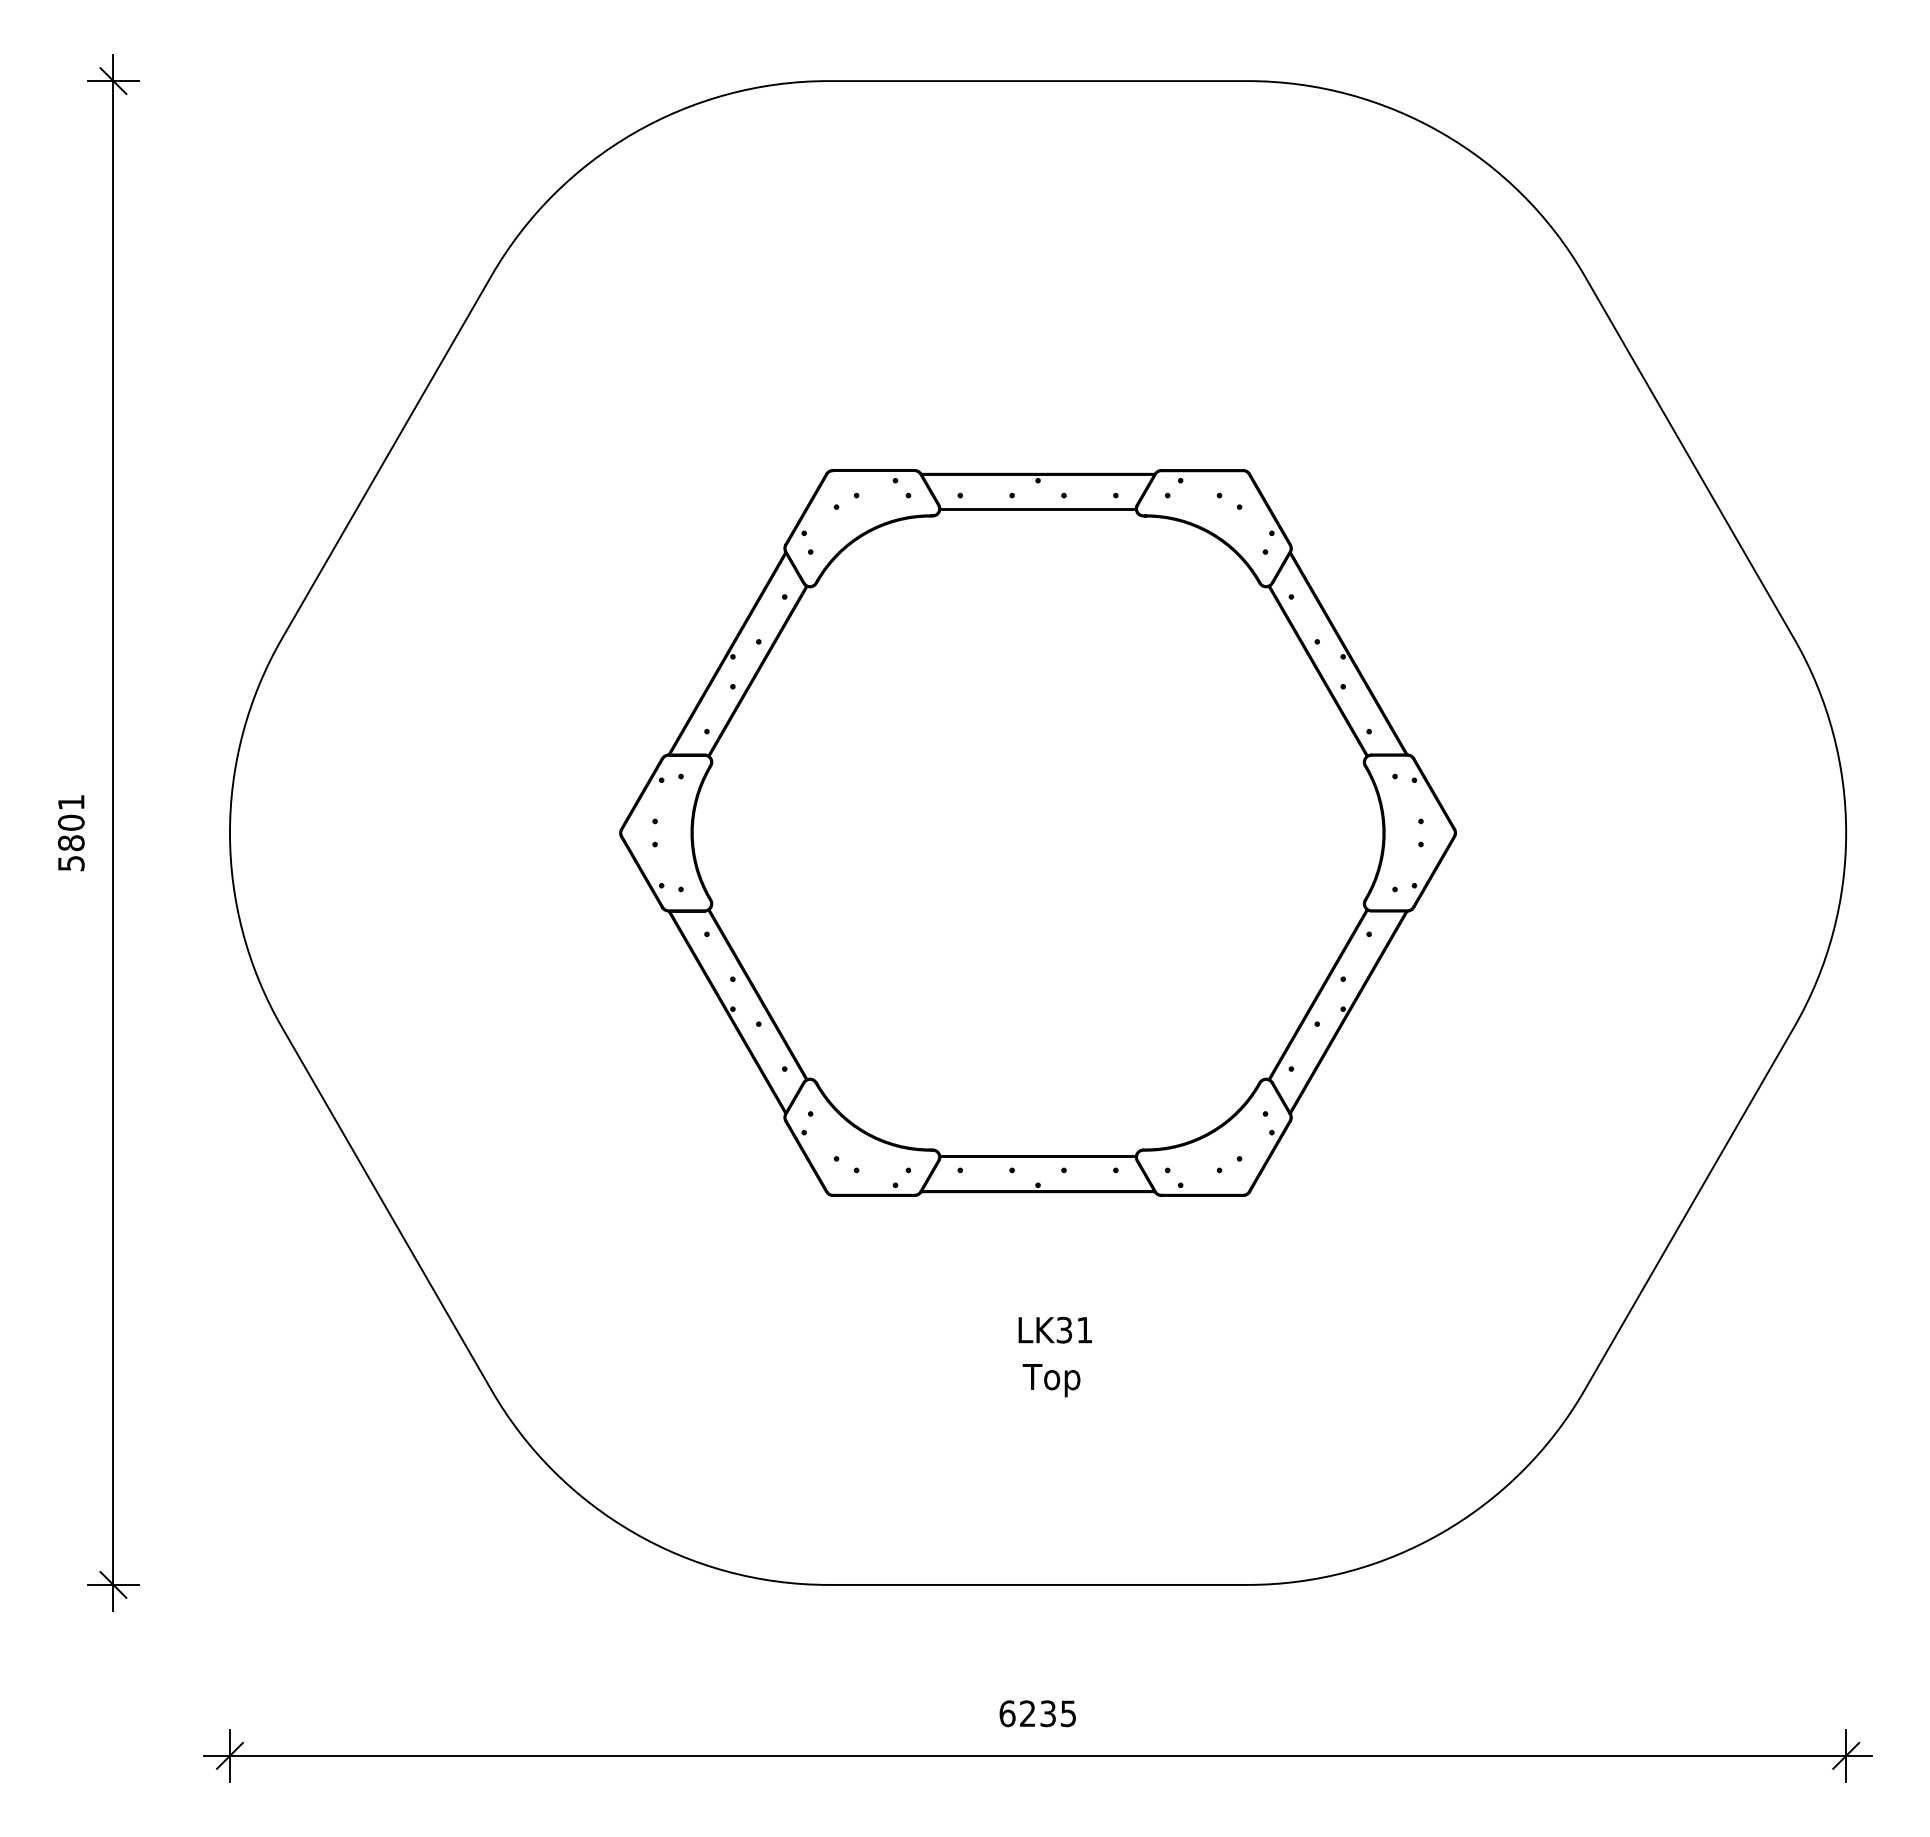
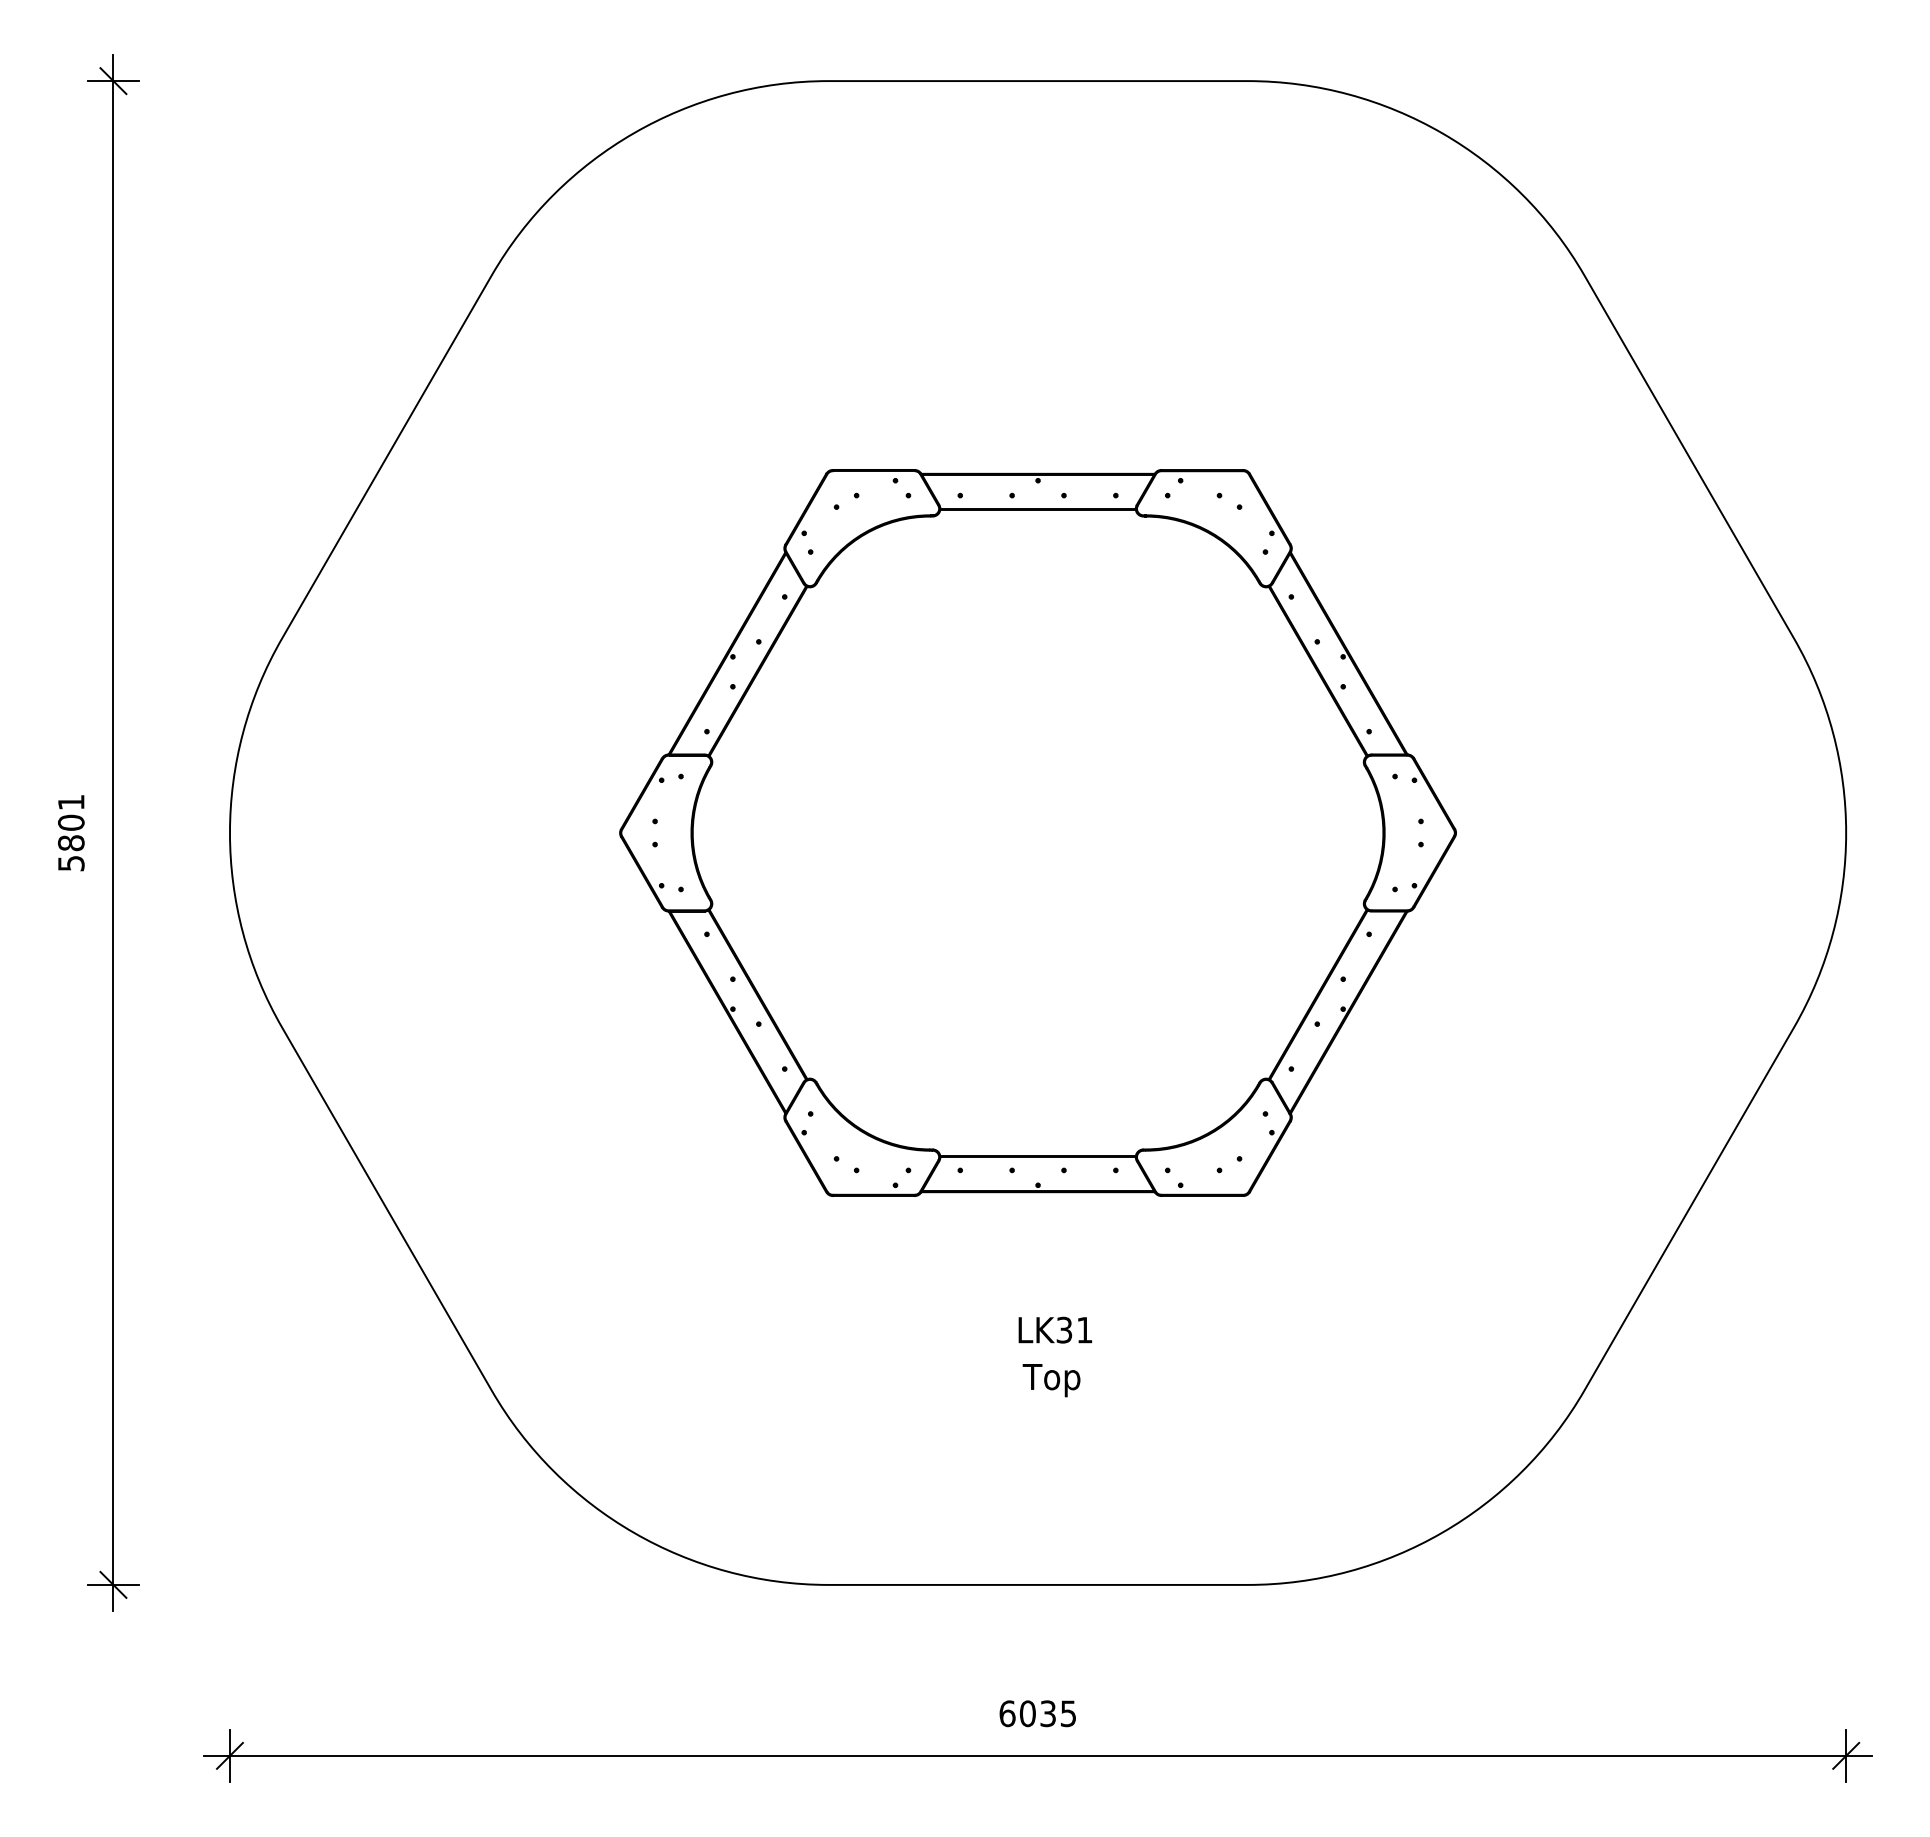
text: 6235 -> 6035 (1027, 1713)
